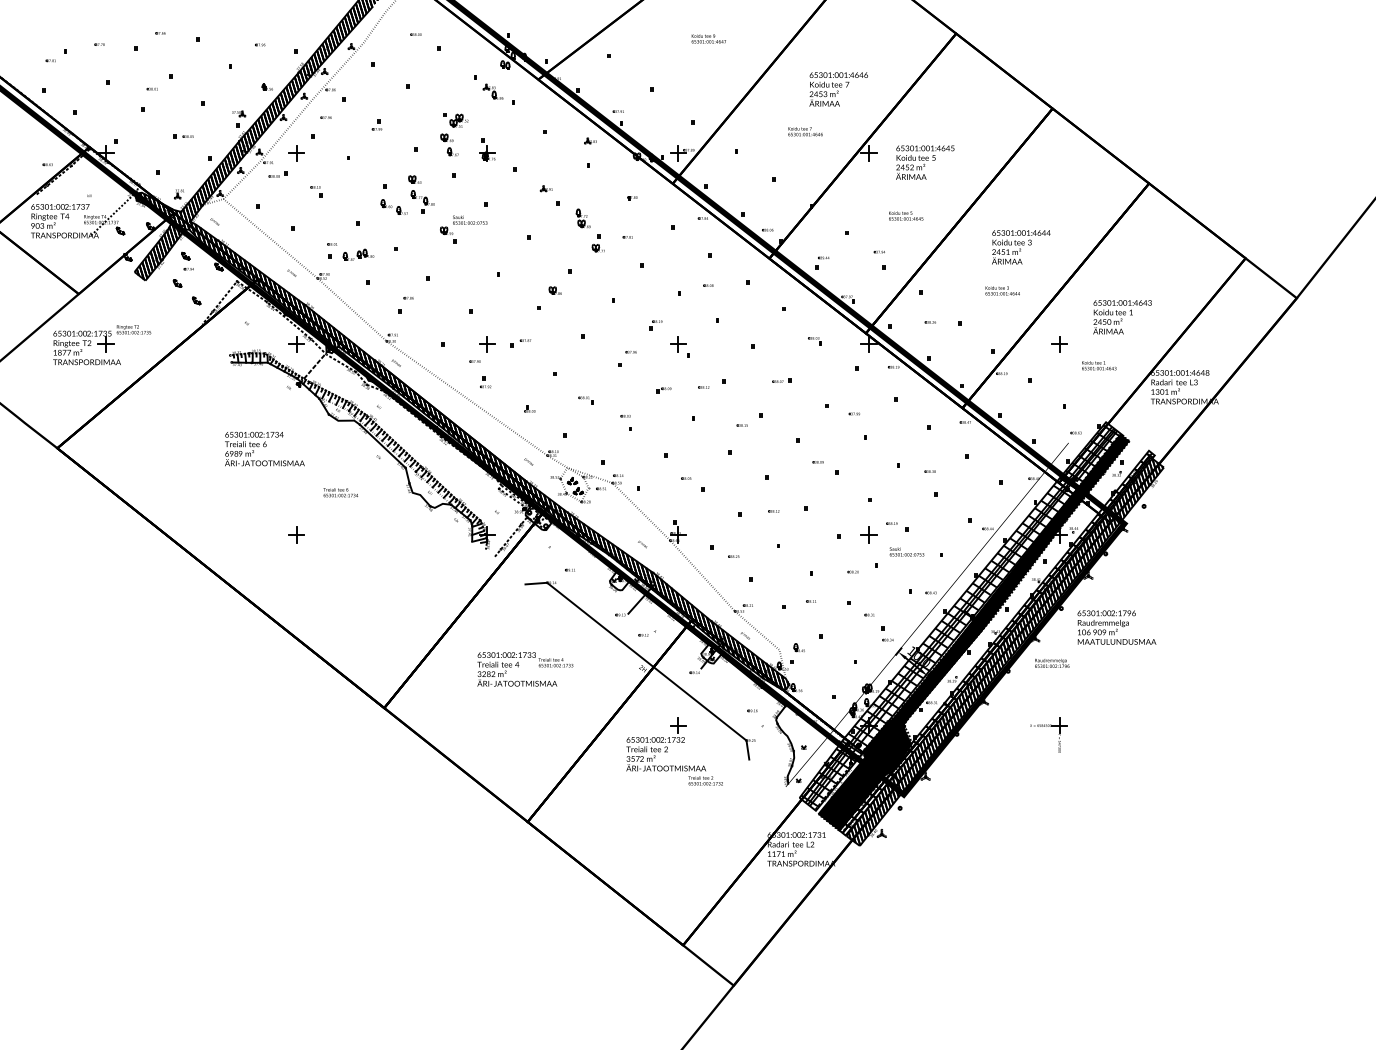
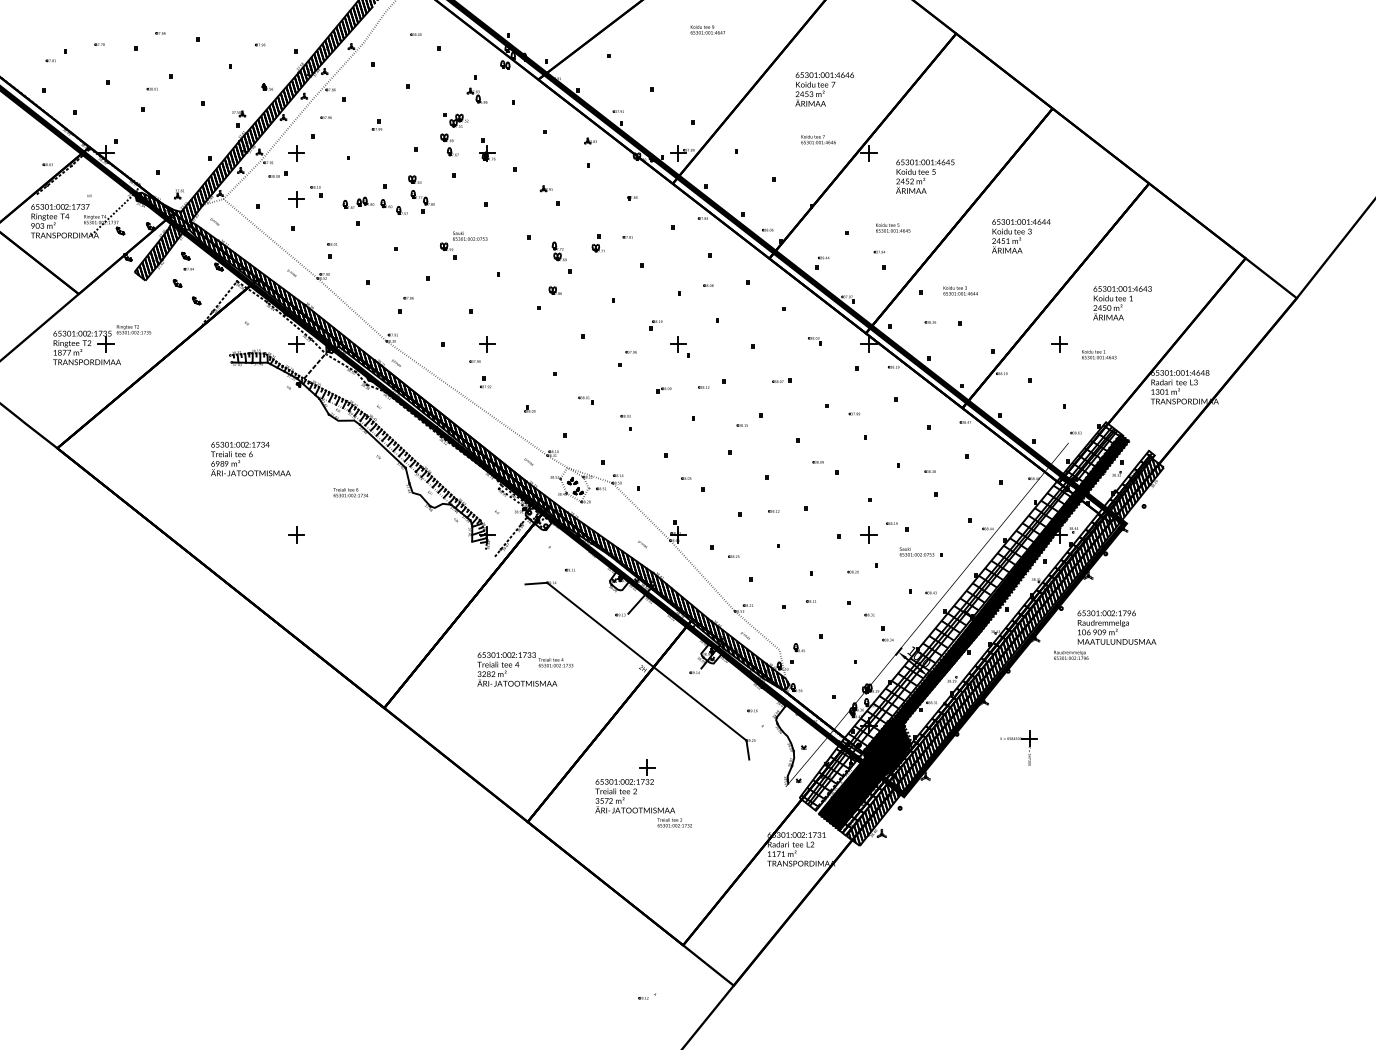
text position: (708, 38) -> (707, 29) (707, 29)
text position: (838, 89) -> (824, 89) (824, 89)
part position: (492, 91) -> (476, 95) (476, 95)
text position: (805, 131) -> (818, 139) (818, 139)
part: present -> none (183, 136)
text position: (925, 162) -> (925, 176) (925, 176)
part: none -> present (296, 199)
text position: (906, 215) -> (893, 227) (893, 227)
part position: (582, 218) -> (558, 251) (558, 251)
part position: (463, 229) -> (463, 245) (463, 245)
text position: (1021, 247) -> (1021, 236) (1021, 236)
part position: (358, 254) -> (358, 202) (358, 202)
text position: (1002, 290) -> (960, 290) (960, 290)
text position: (1122, 317) -> (1122, 303) (1122, 303)
part: present -> none (520, 343)
text position: (1099, 365) -> (1099, 354) (1099, 354)
text position: (264, 448) -> (250, 458) (250, 458)
text position: (340, 492) -> (350, 492) (350, 492)
text position: (906, 551) -> (916, 551) (916, 551)
part position: (647, 633) -> (647, 996) (647, 996)
text position: (1052, 662) -> (1071, 654) (1071, 654)
part position: (1048, 726) -> (1018, 739) (1018, 739)
part position: (667, 751) -> (636, 793) (636, 793)
